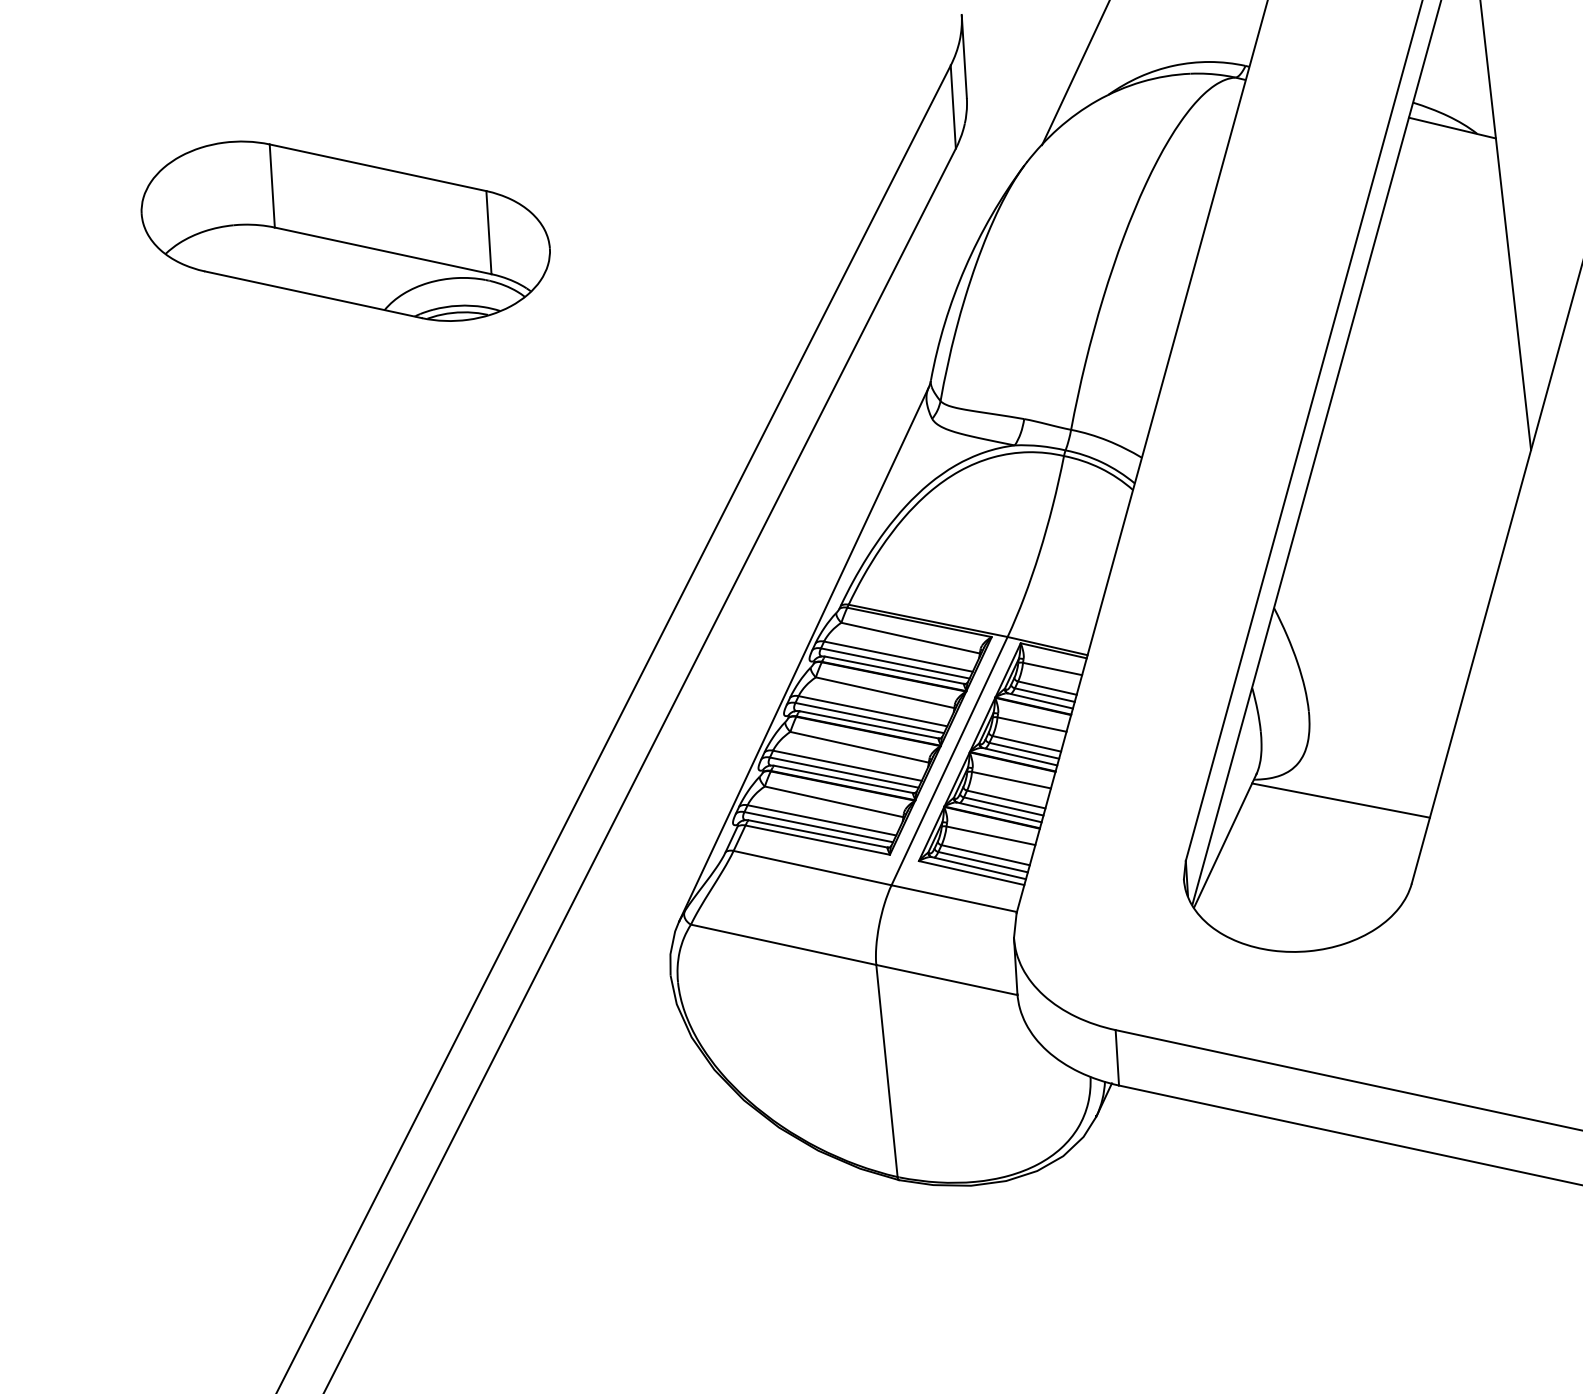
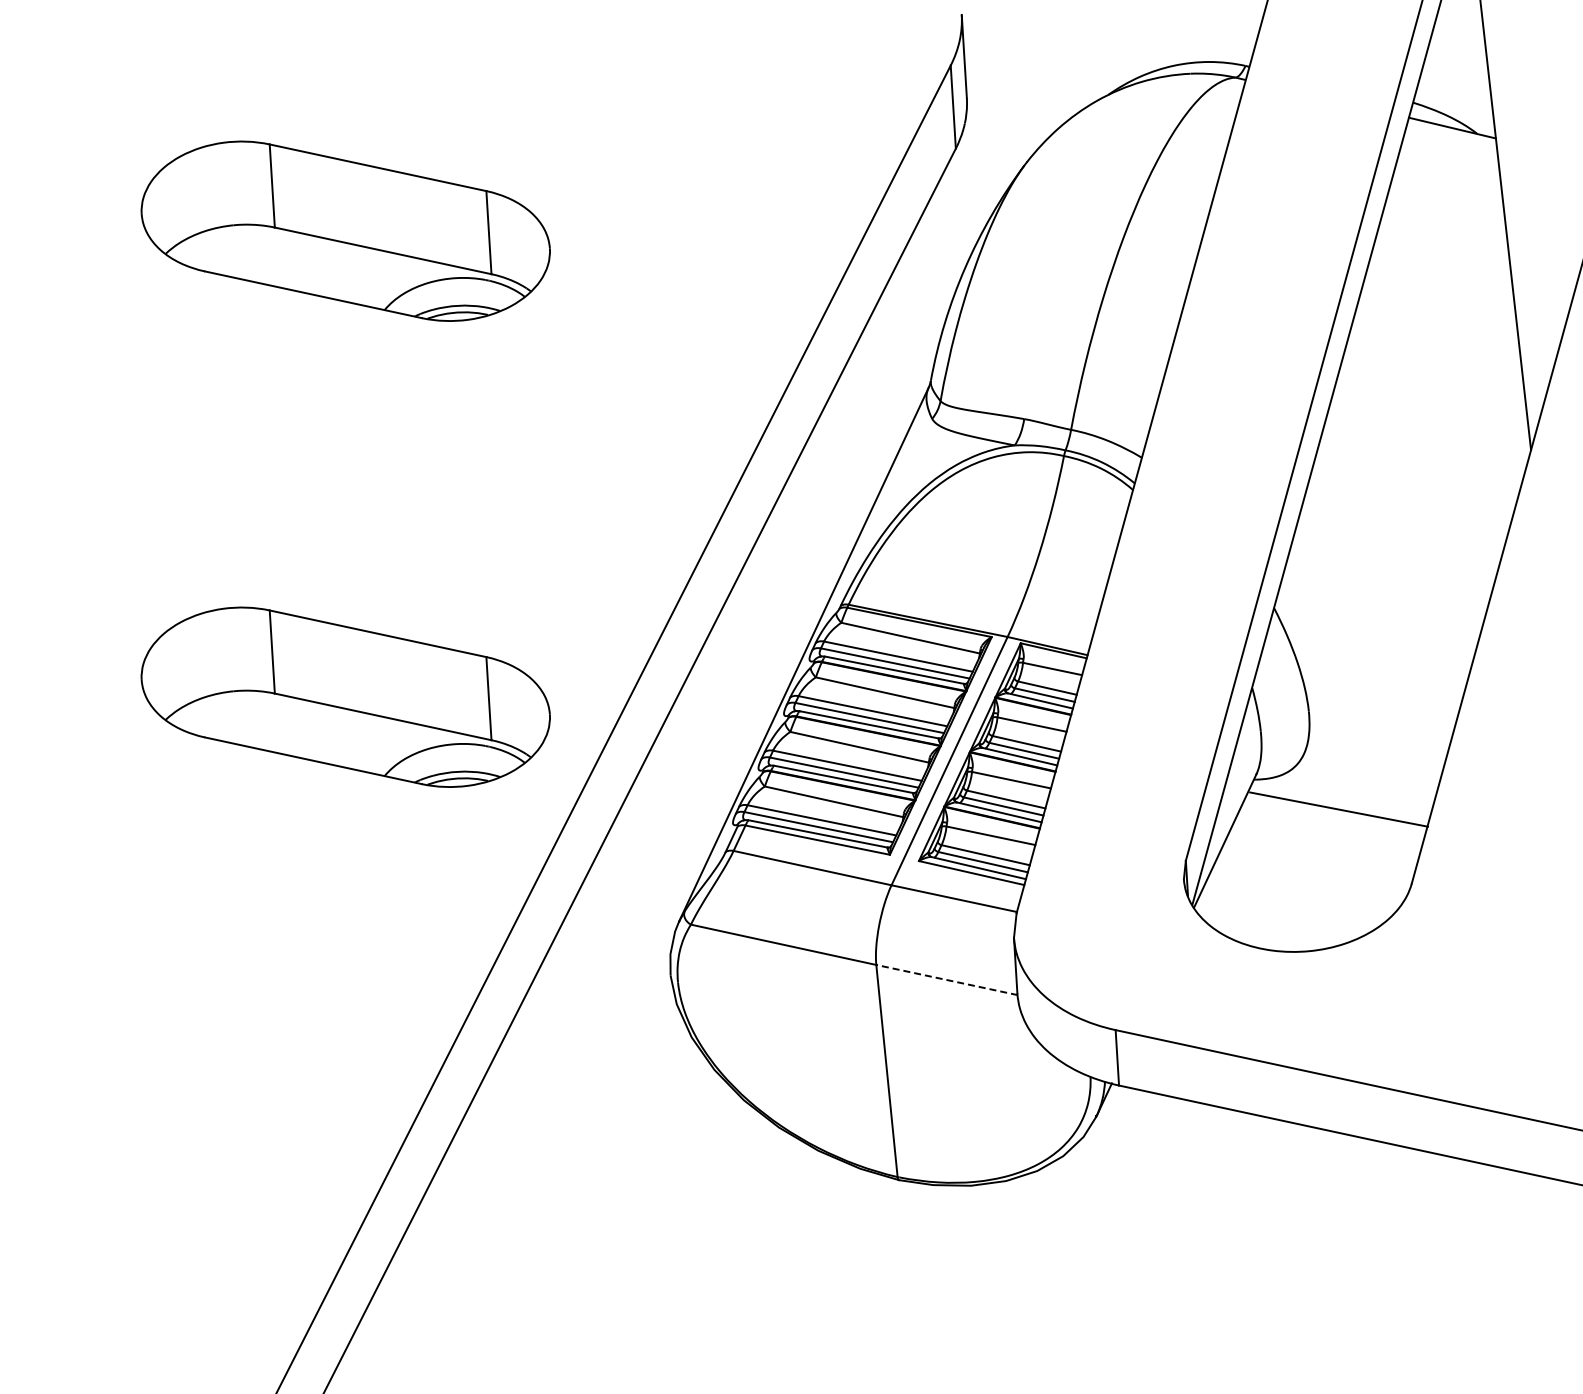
line: present -> none (1075, 73)
part: none -> present (345, 696)
line position: (1340, 800) -> (1338, 809) (1338, 809)
line: solid -> dashed (946, 979)
